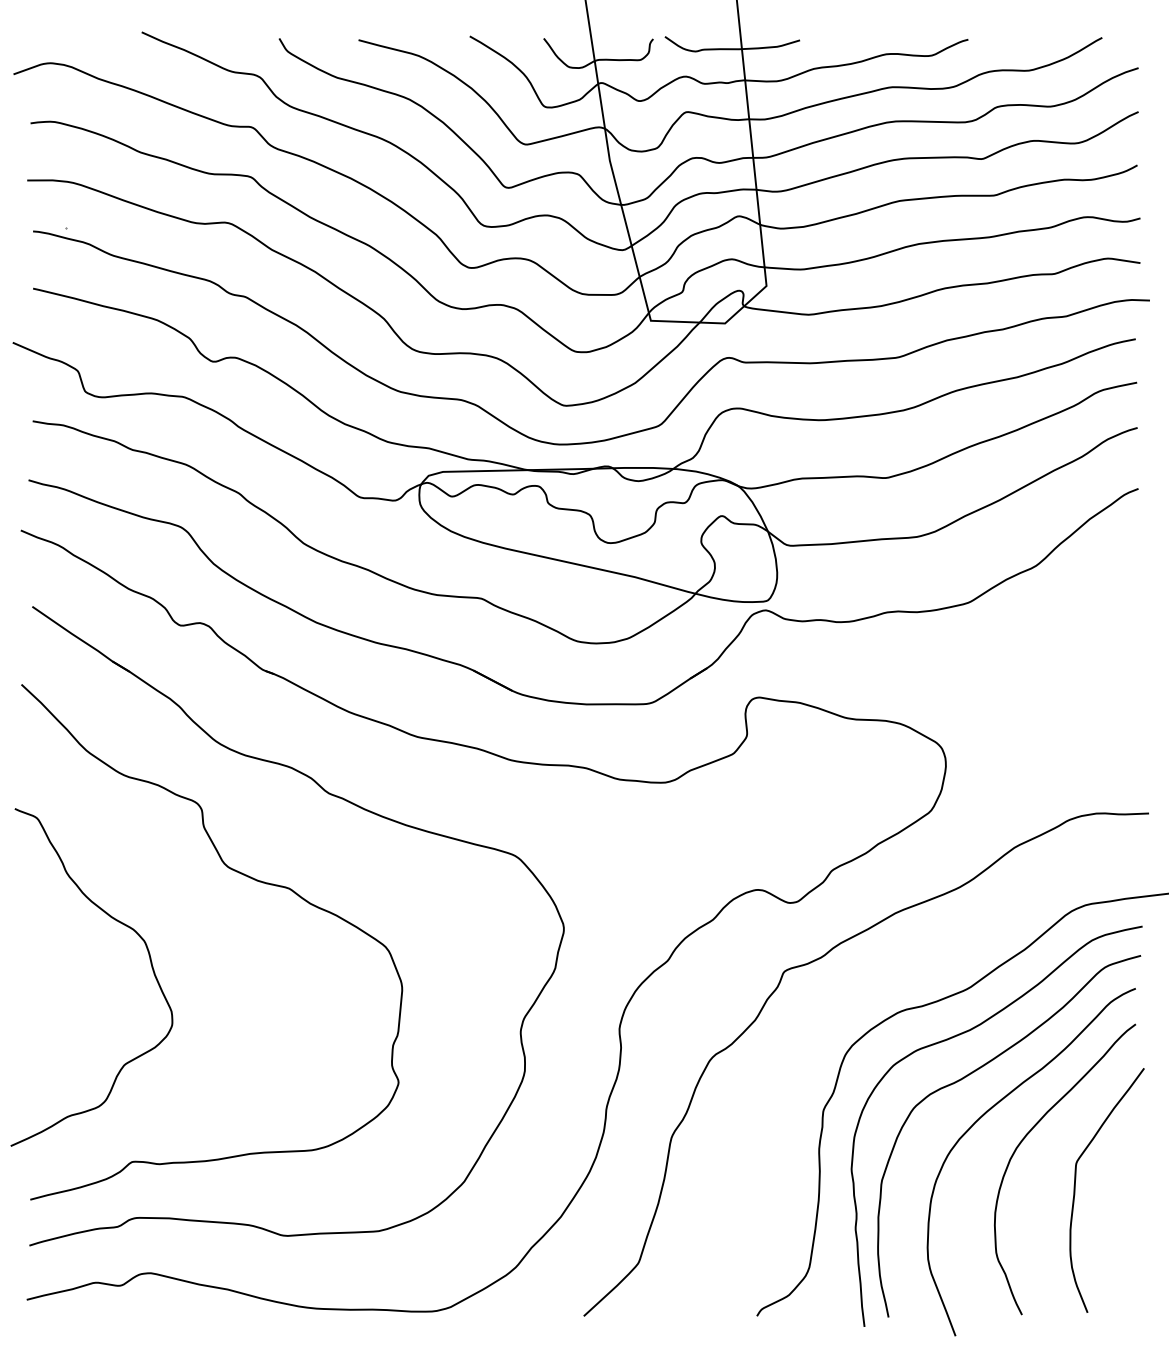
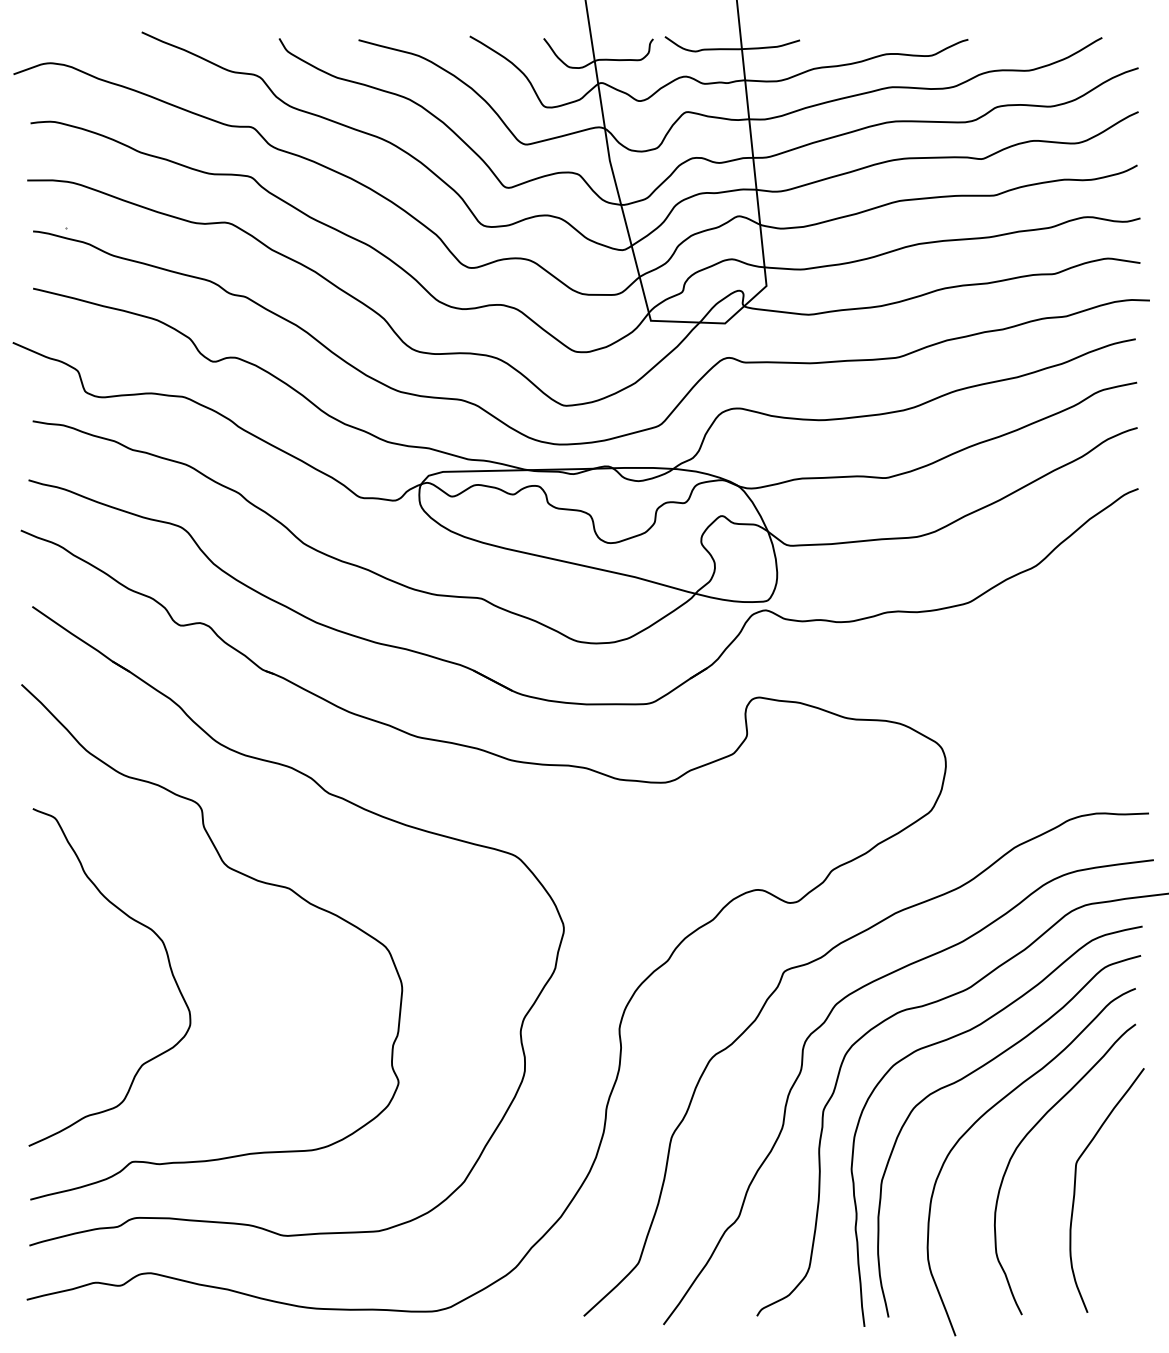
curve position: (150, 964) -> (168, 964) (168, 964)
curve: none -> present (826, 1021)
